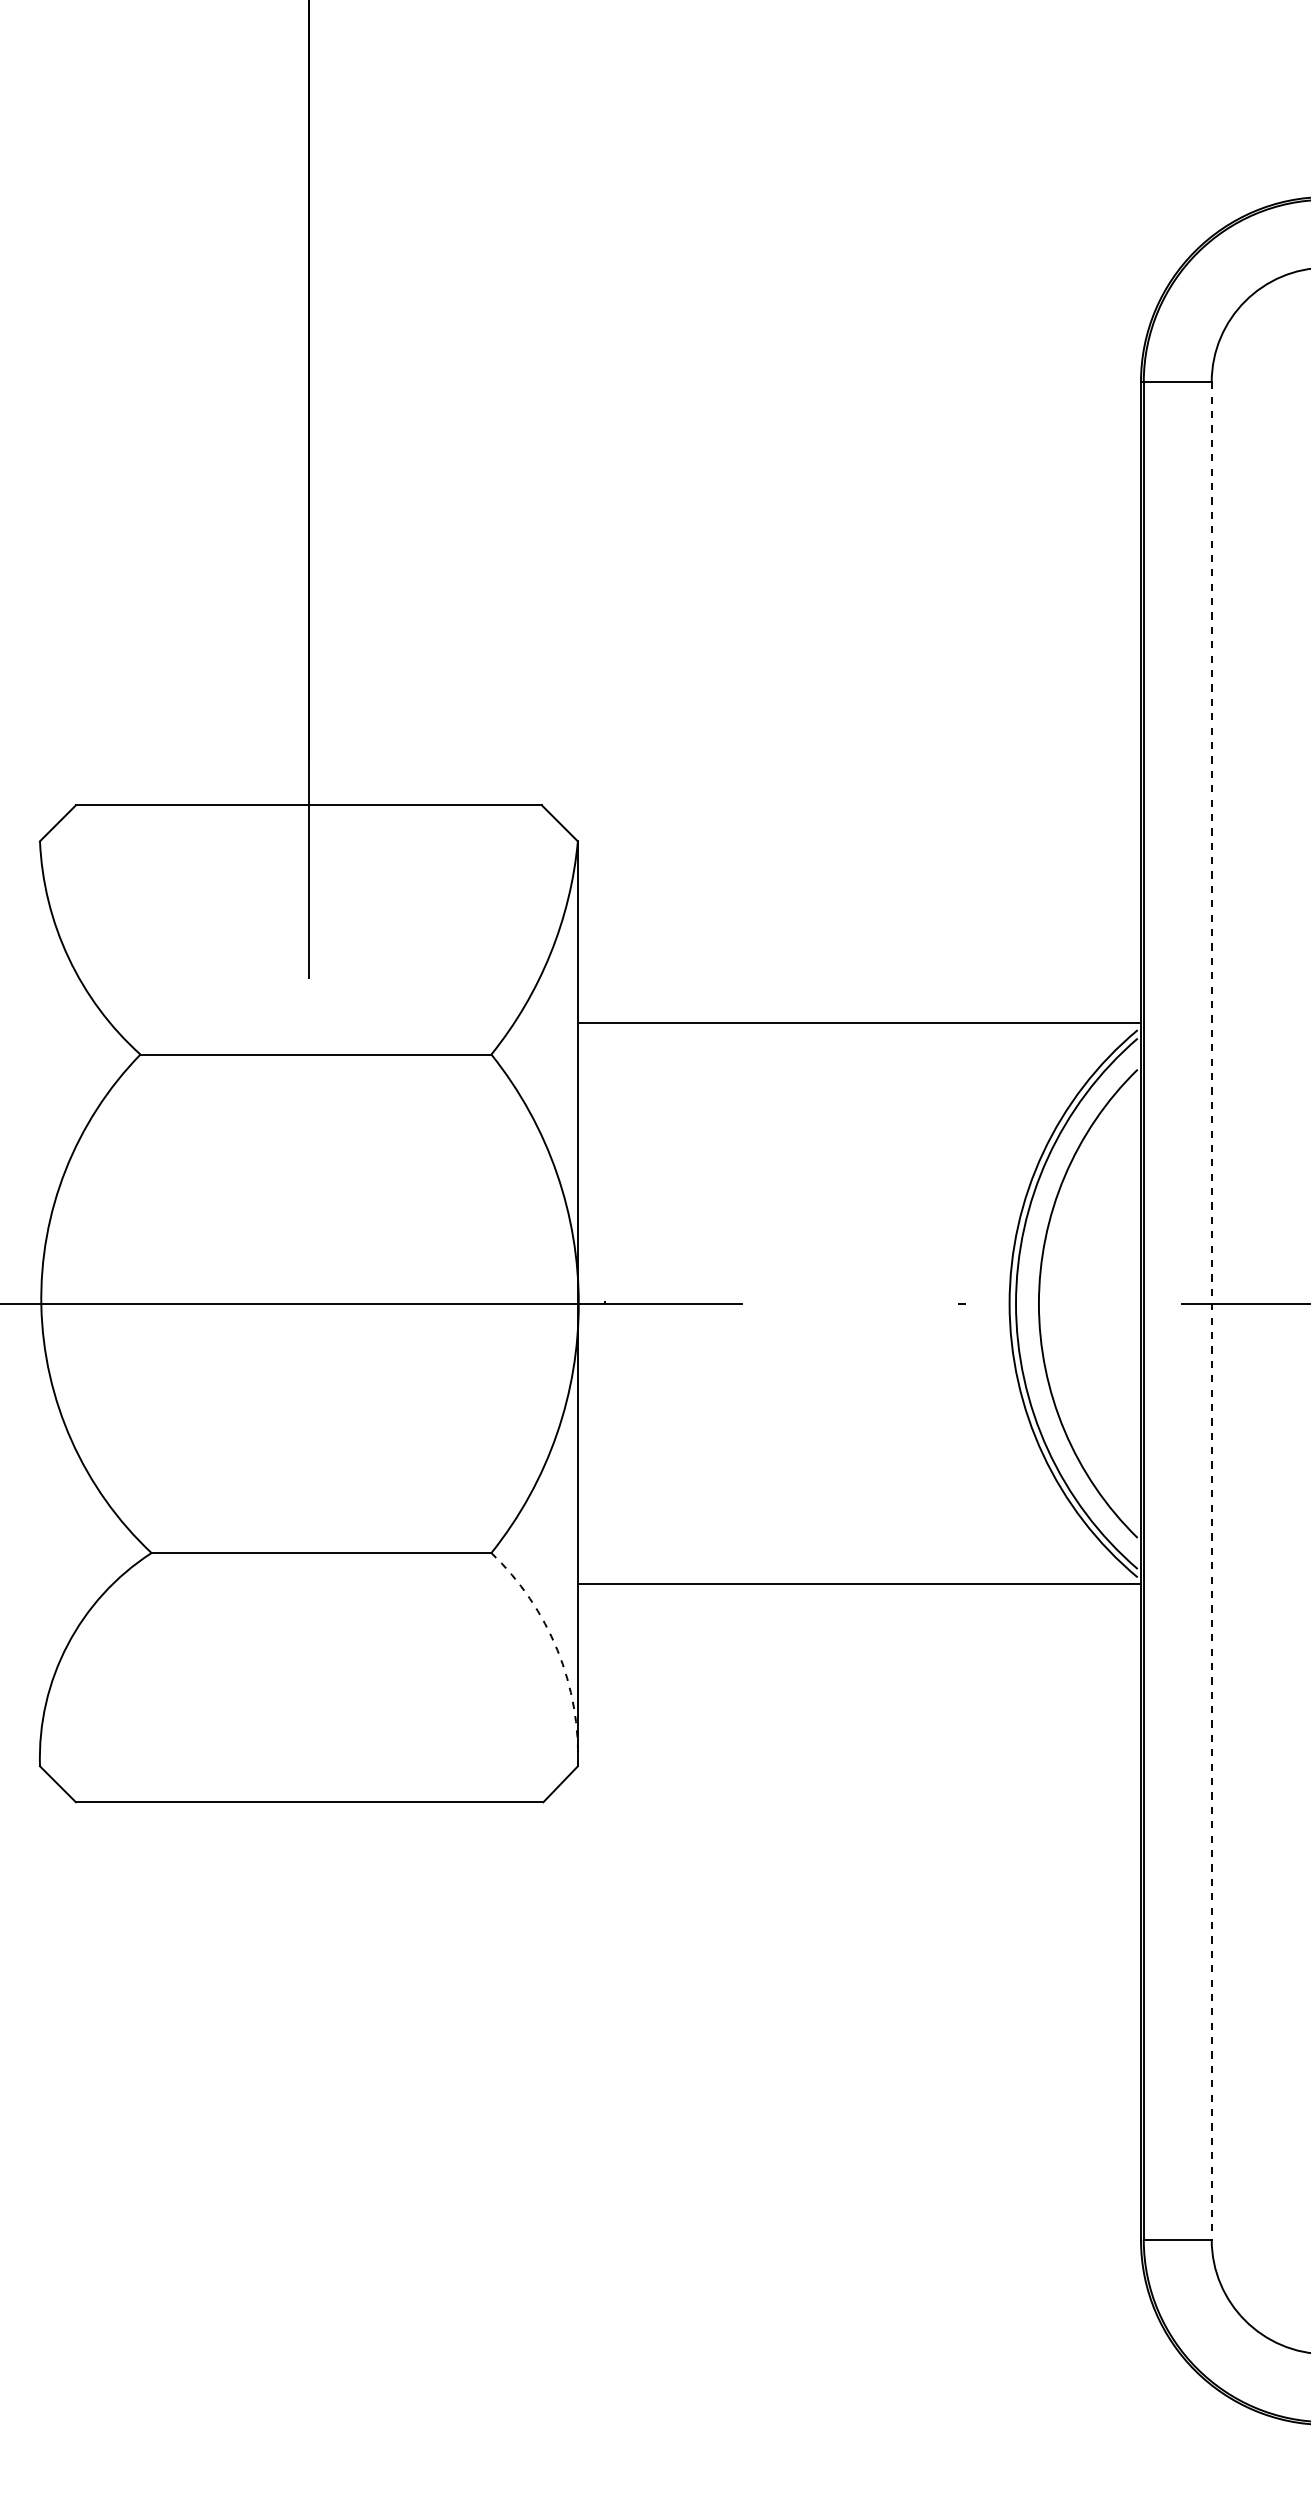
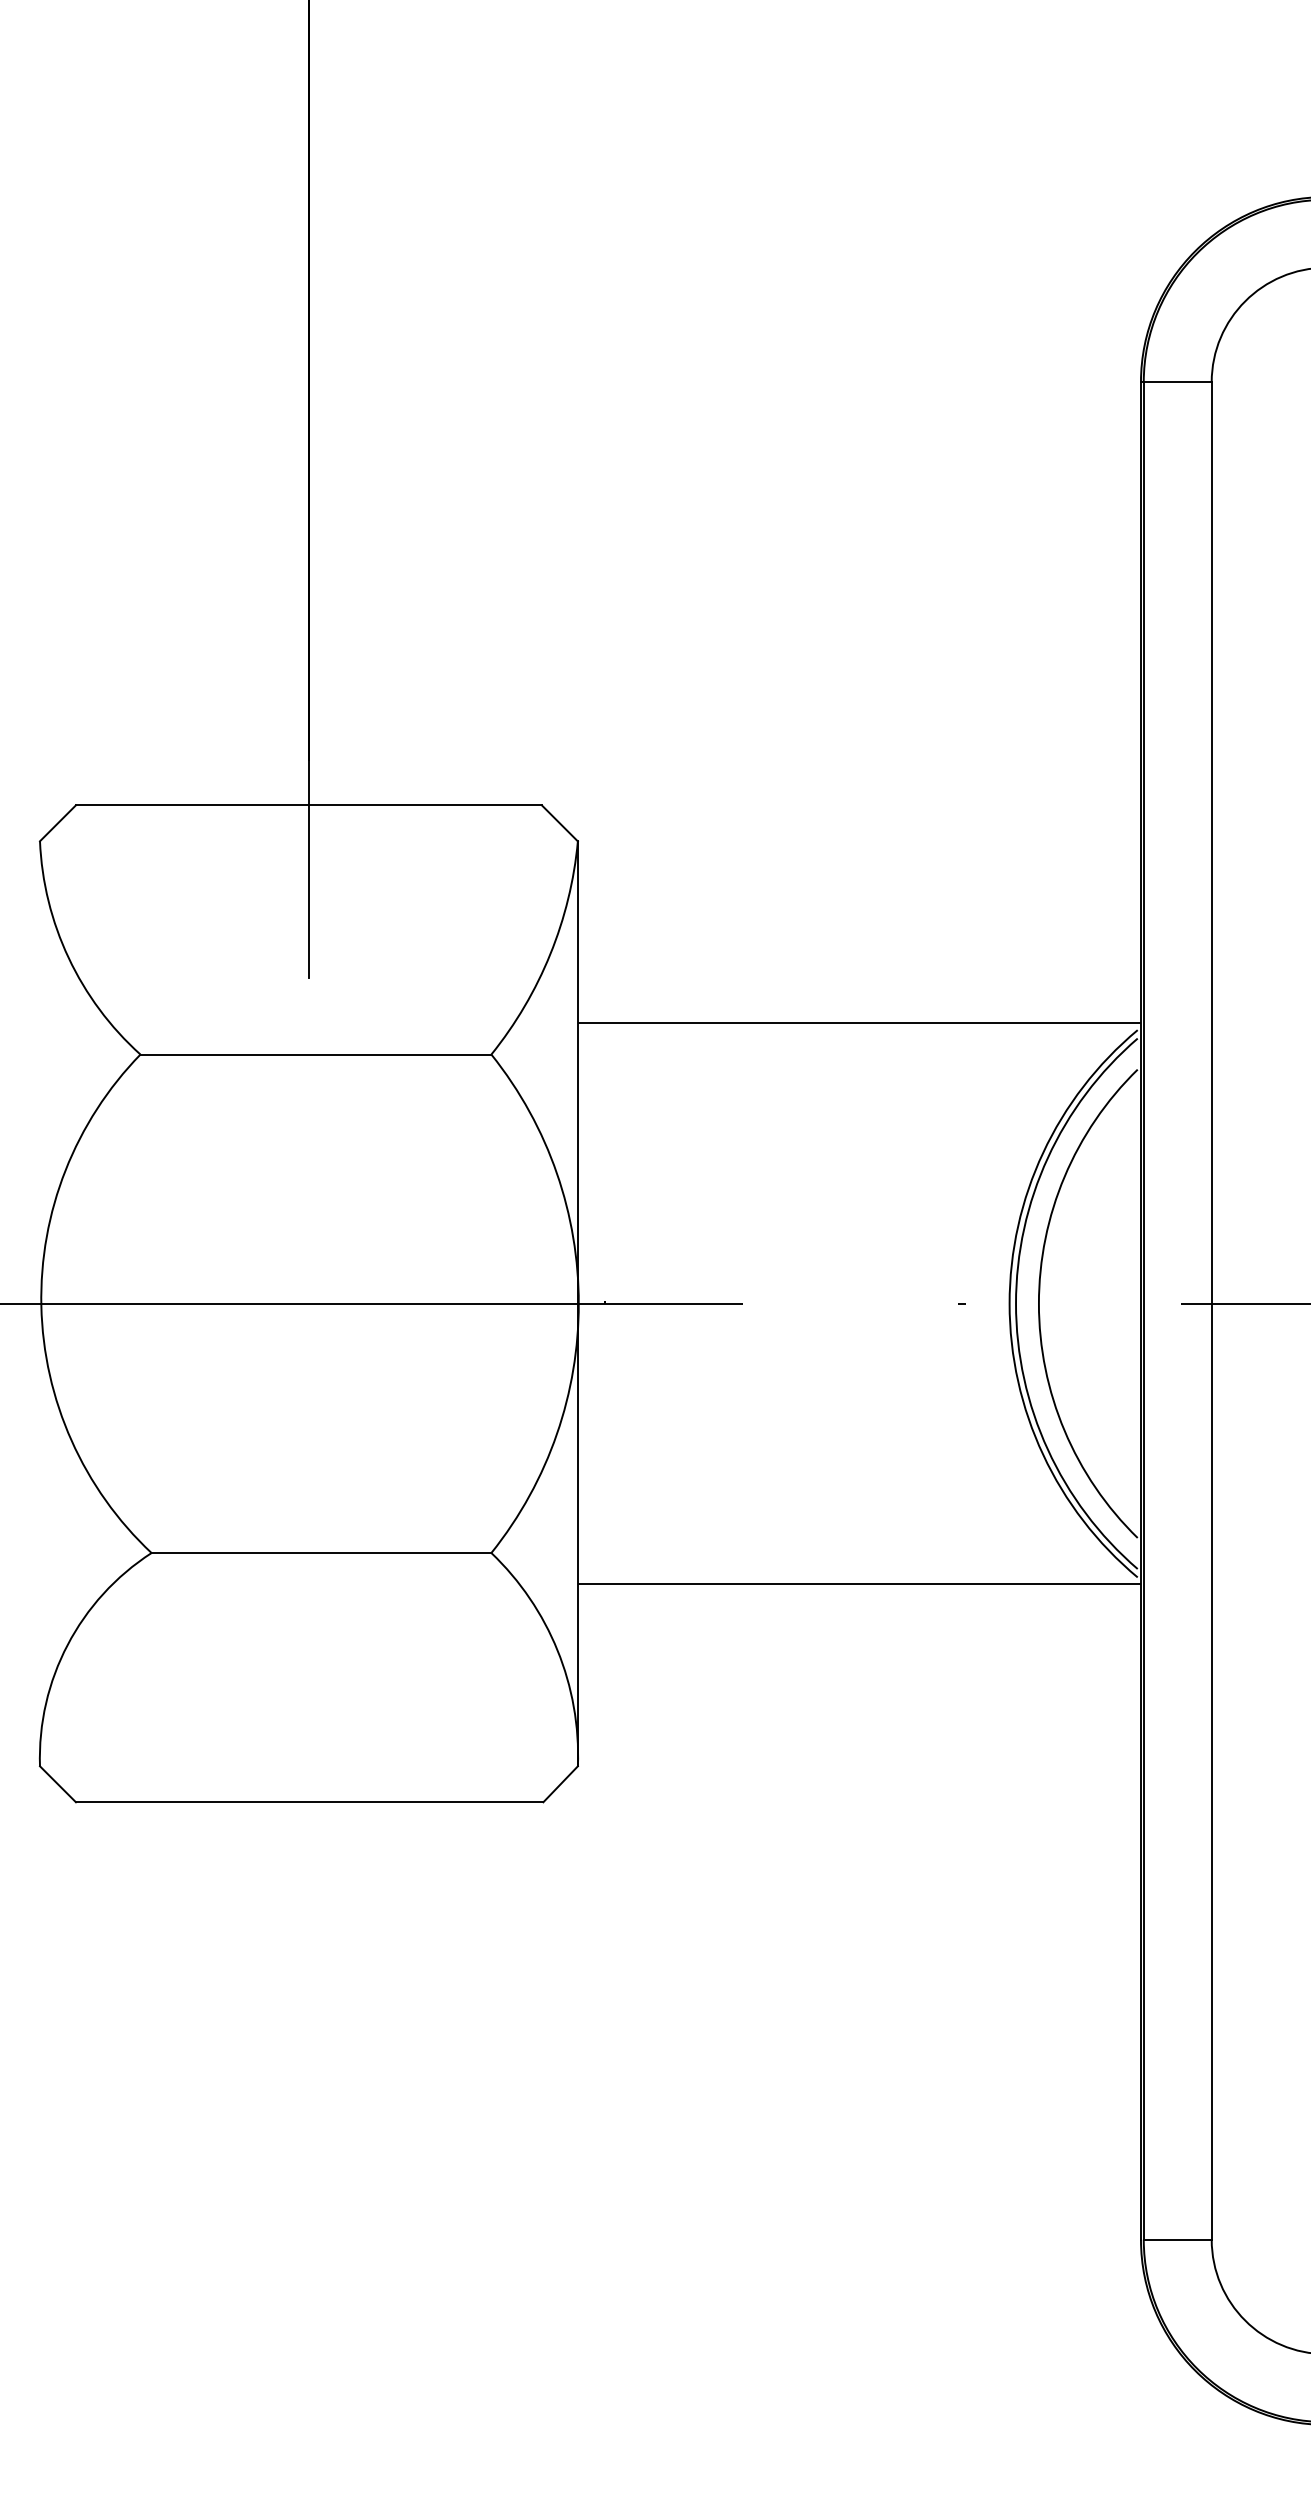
line: dashed -> solid (1211, 1310)
arc: dashed -> solid (557, 1650)
